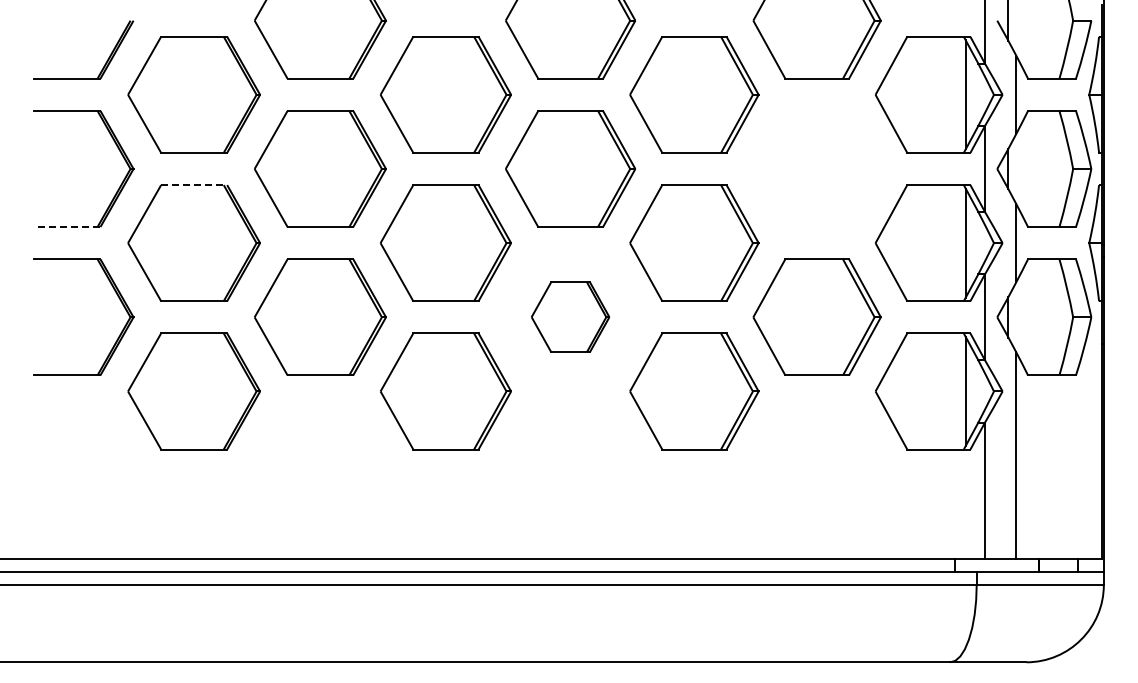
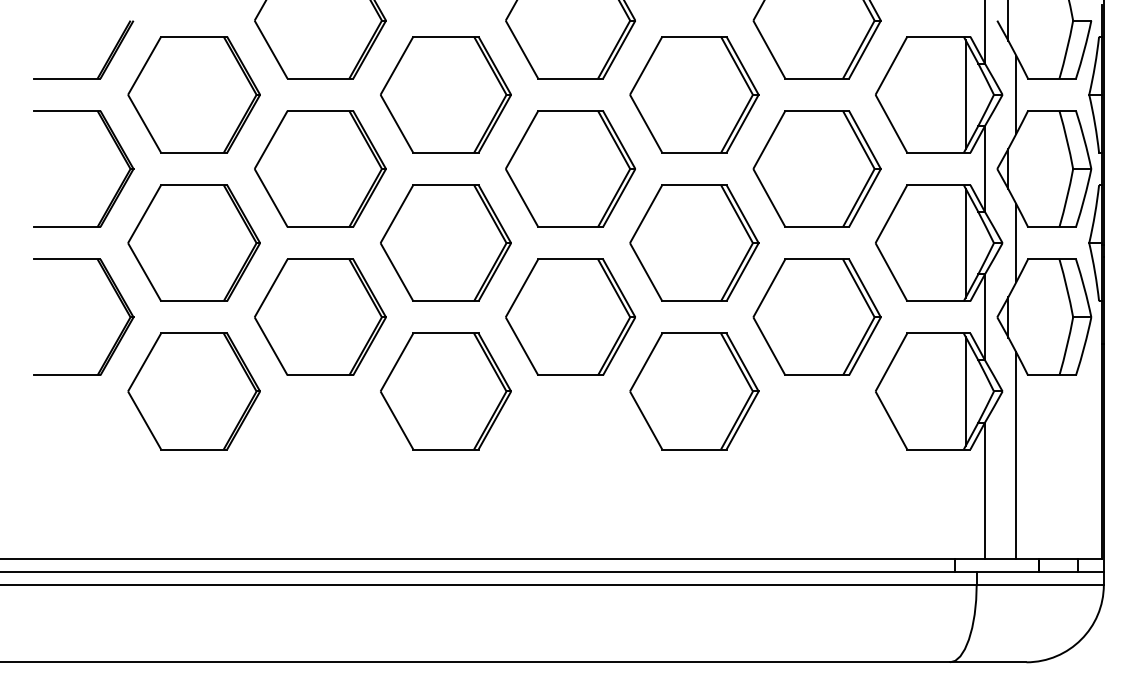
part: none -> present (816, 168)
line: dashed -> solid (194, 185)
line: dashed -> solid (66, 227)
part size: 79x72 px -> 131x118 px (570, 316)
